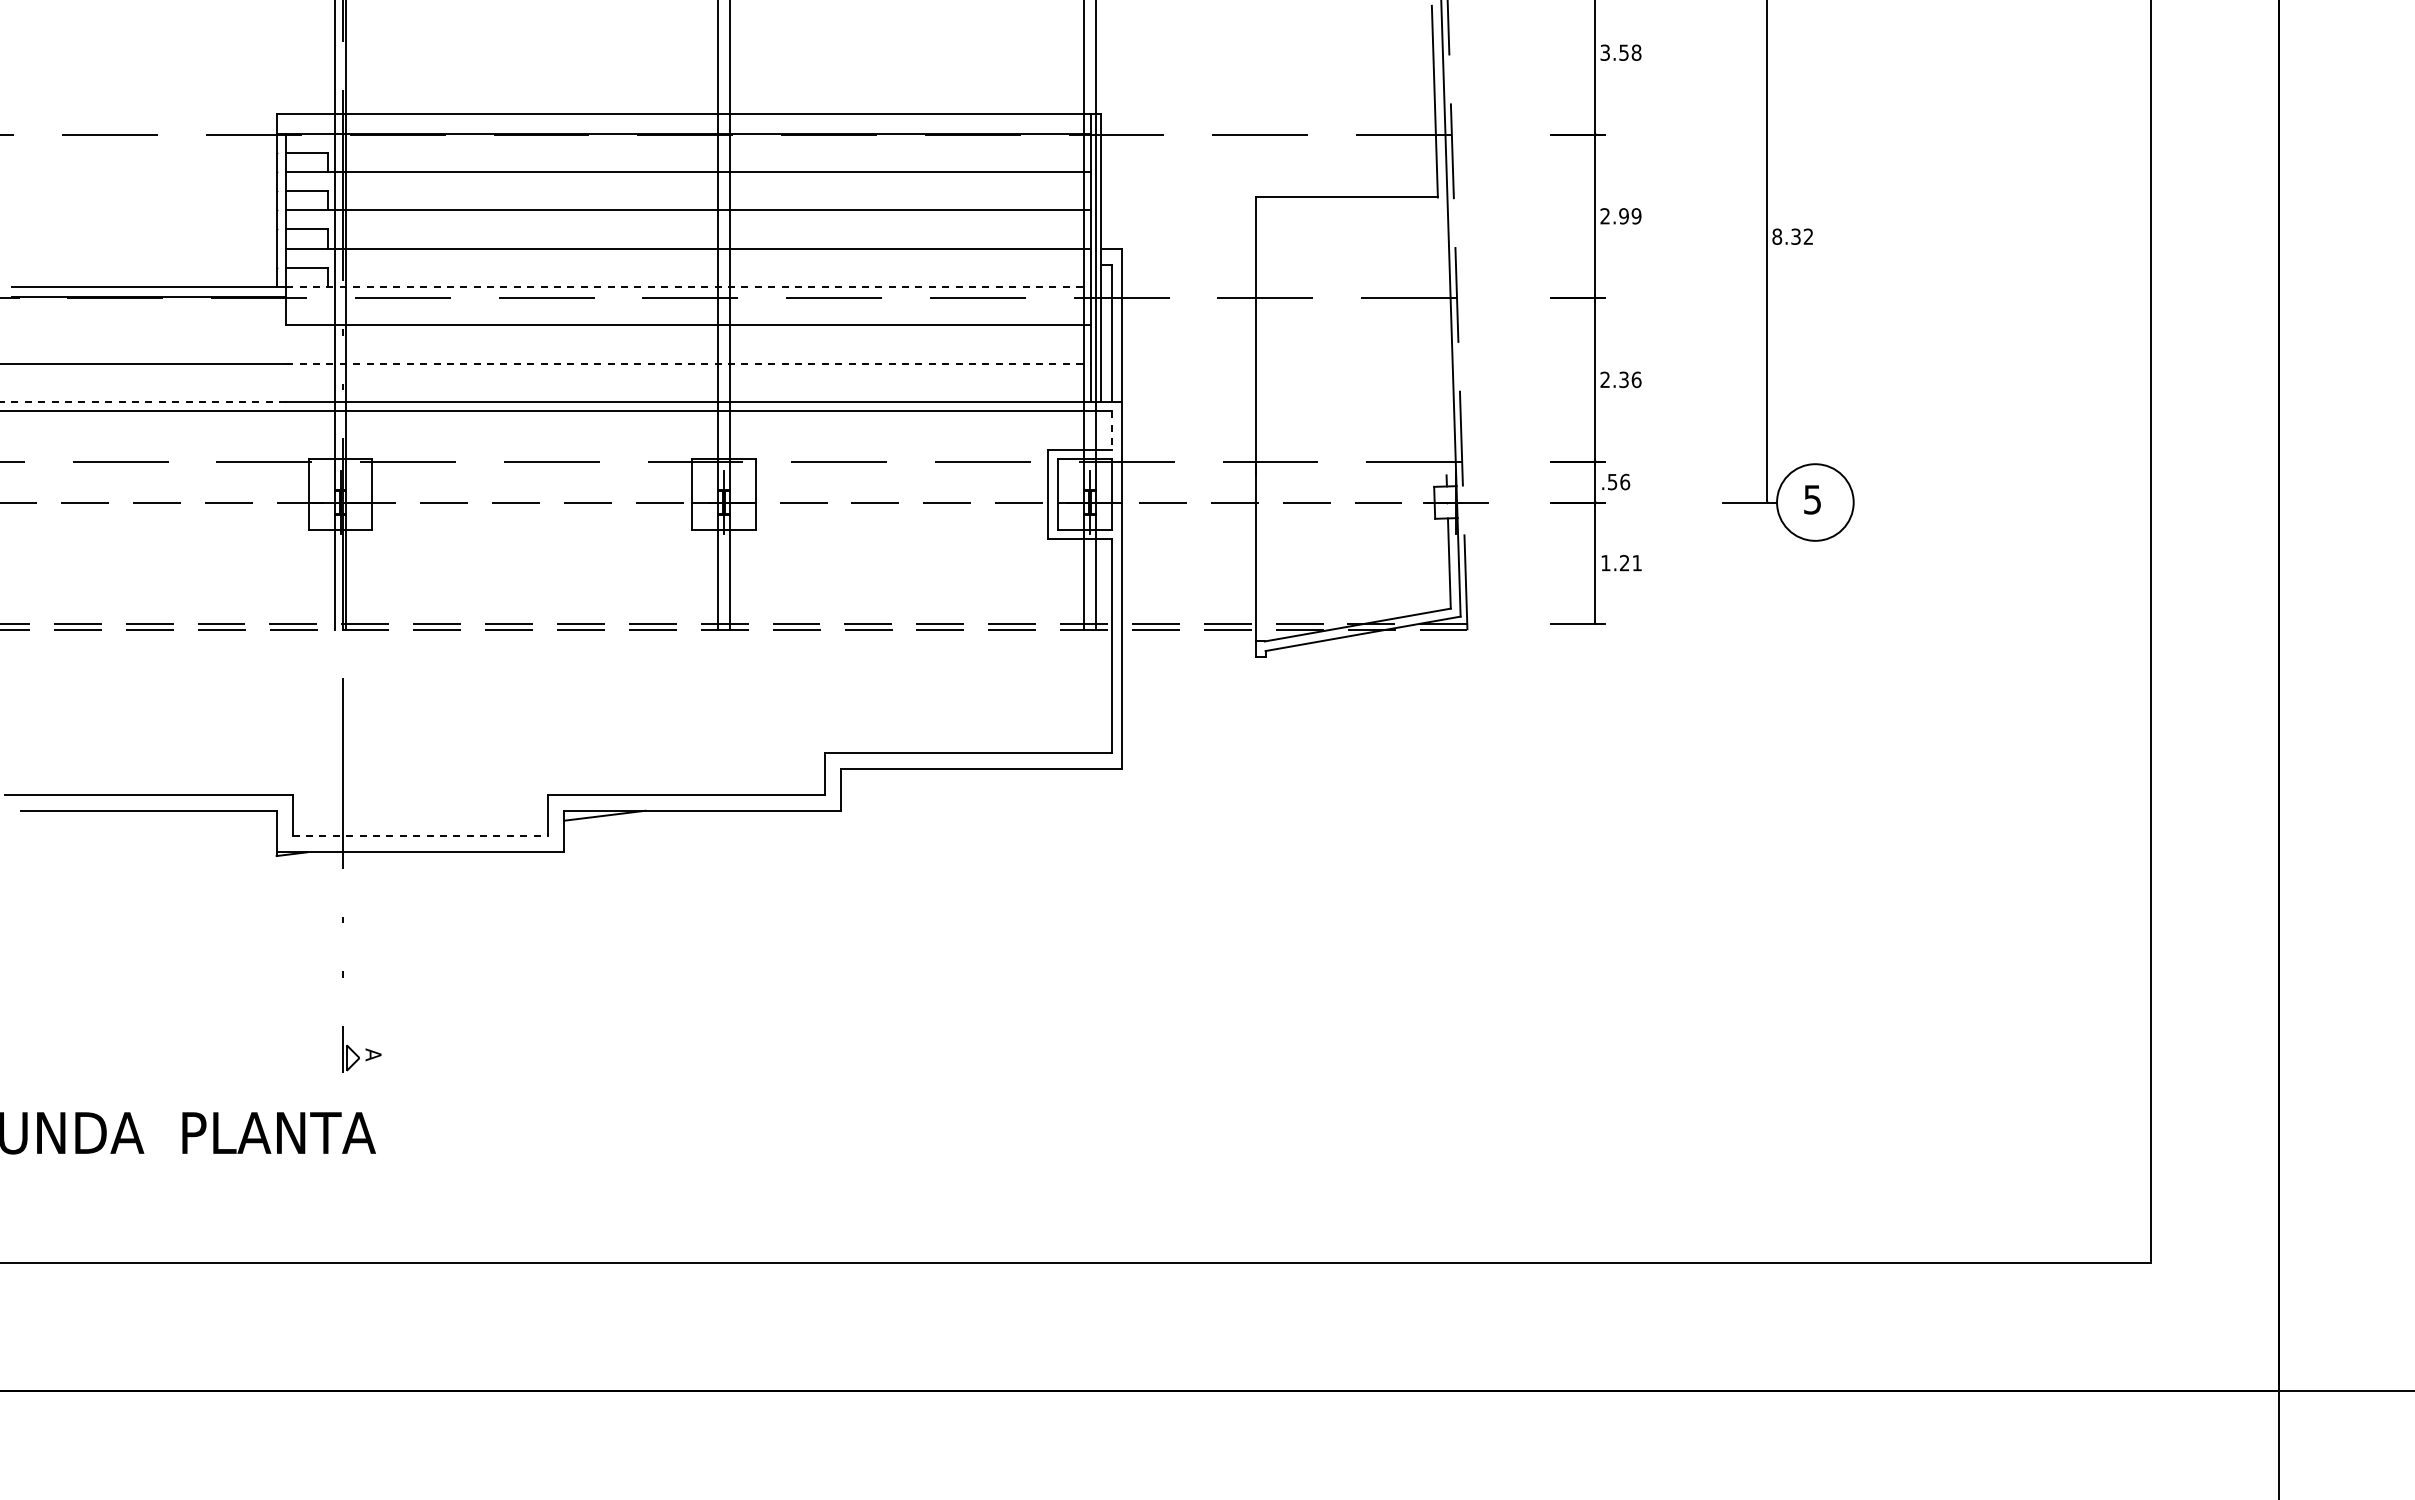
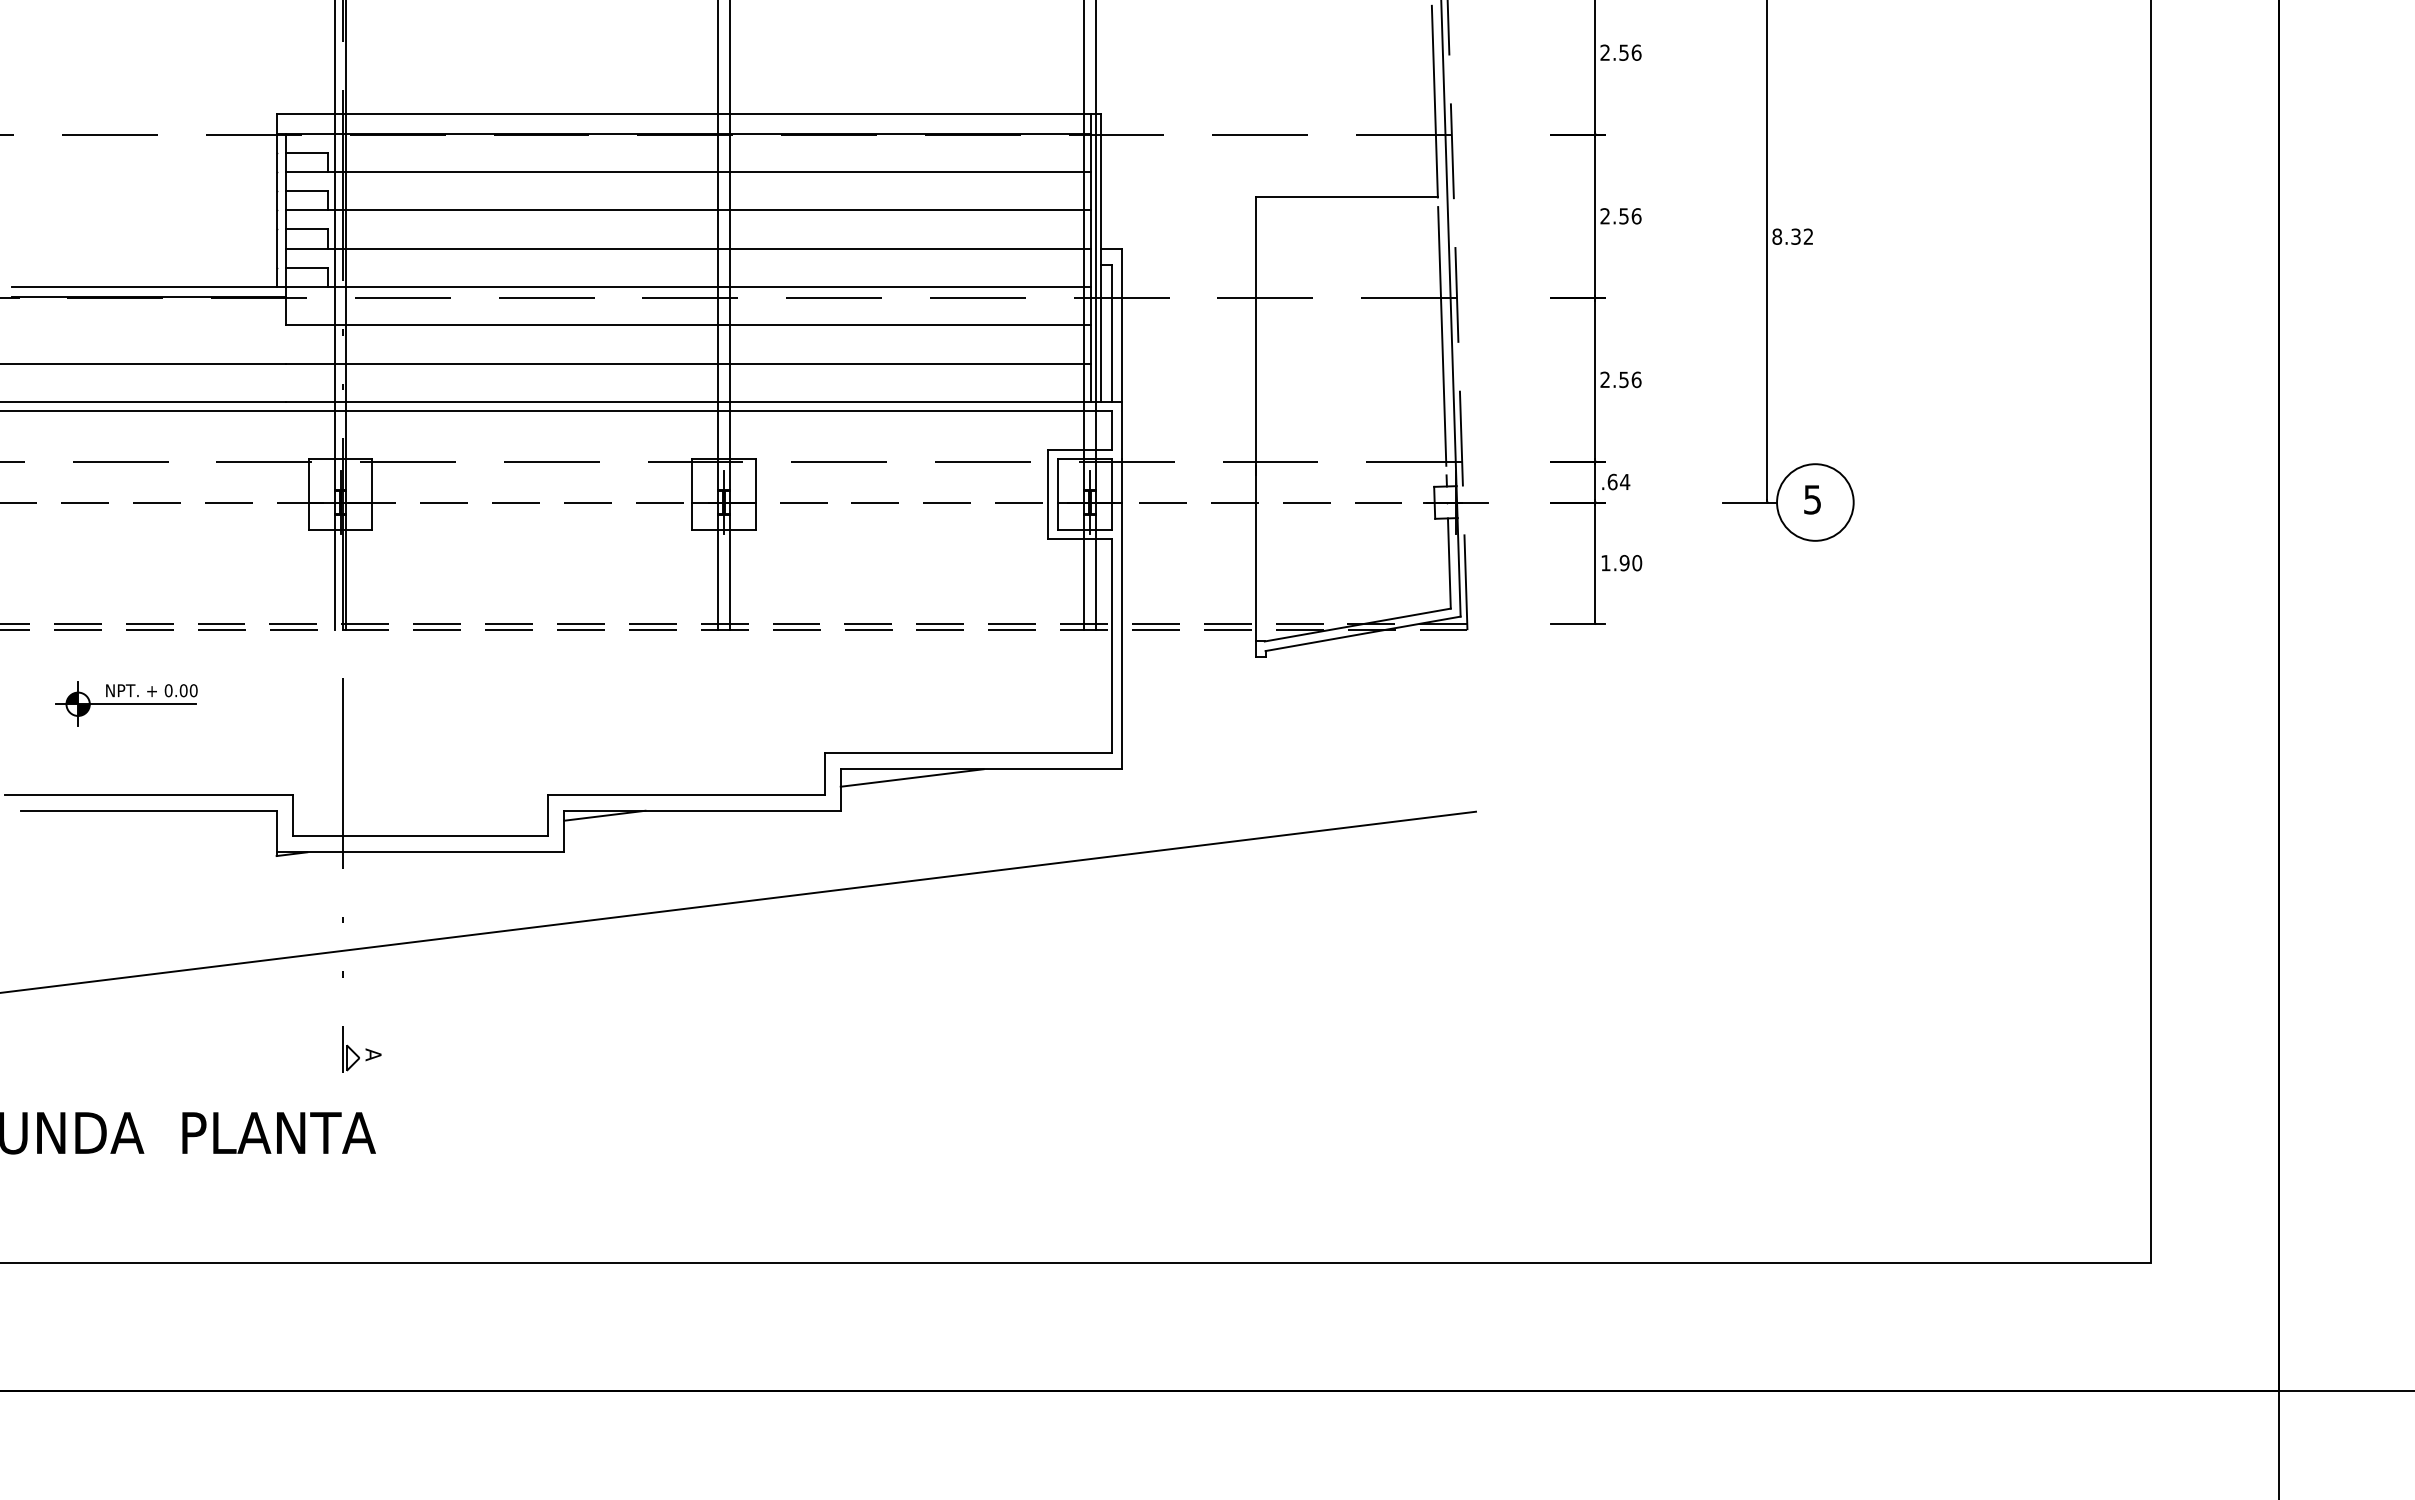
text: 3.58 -> 2.56 (1620, 52)
text: 2.99 -> 2.56 (1630, 216)
line: dashed -> solid (689, 286)
line: none -> present (1442, 336)
line: dashed -> solid (689, 363)
text: 2.36 -> 2.56 (1623, 379)
line: dashed -> solid (143, 401)
line: dashed -> solid (1112, 431)
text: .56 -> .64 (1618, 481)
text: 1.21 -> 1.90 (1630, 563)
part: none -> present (126, 703)
line: none -> present (911, 777)
line: dashed -> solid (420, 836)
line: none -> present (739, 901)
